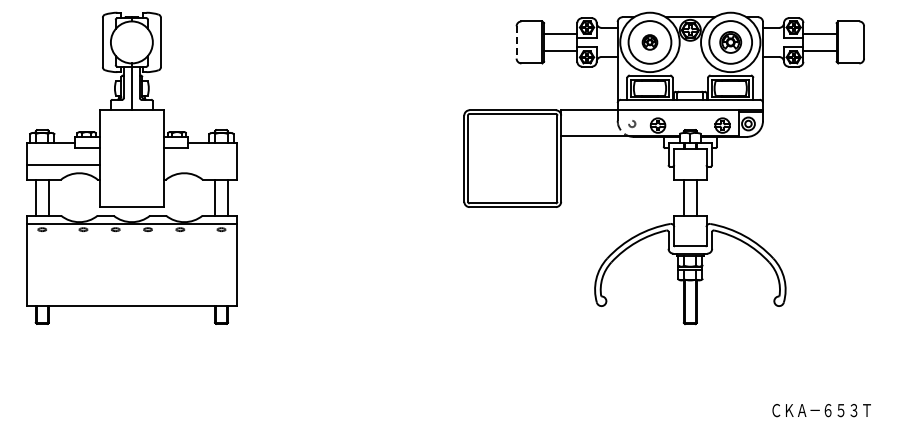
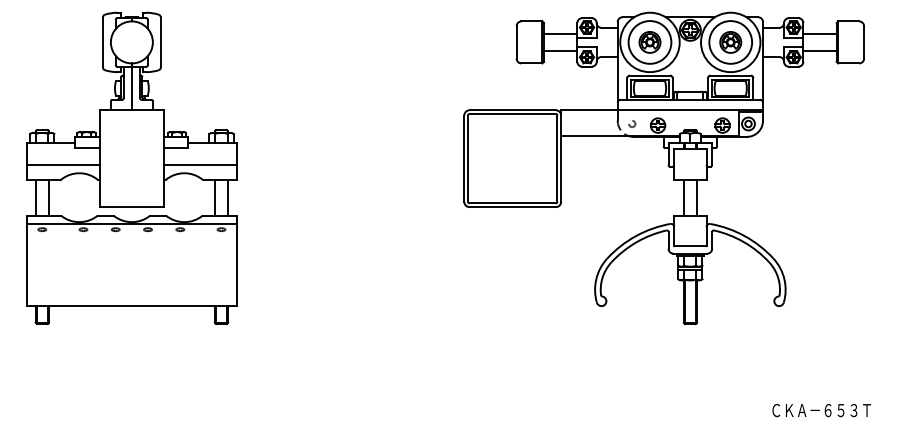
line: dashed -> solid (516, 42)
part size: 18x17 px -> 24x23 px (649, 42)
line: none -> present (200, 165)
